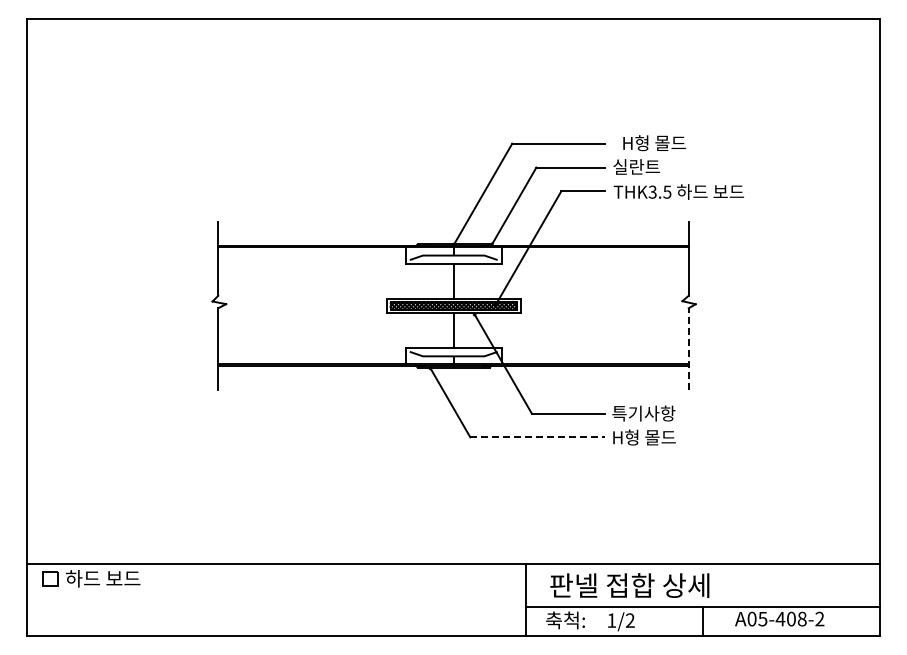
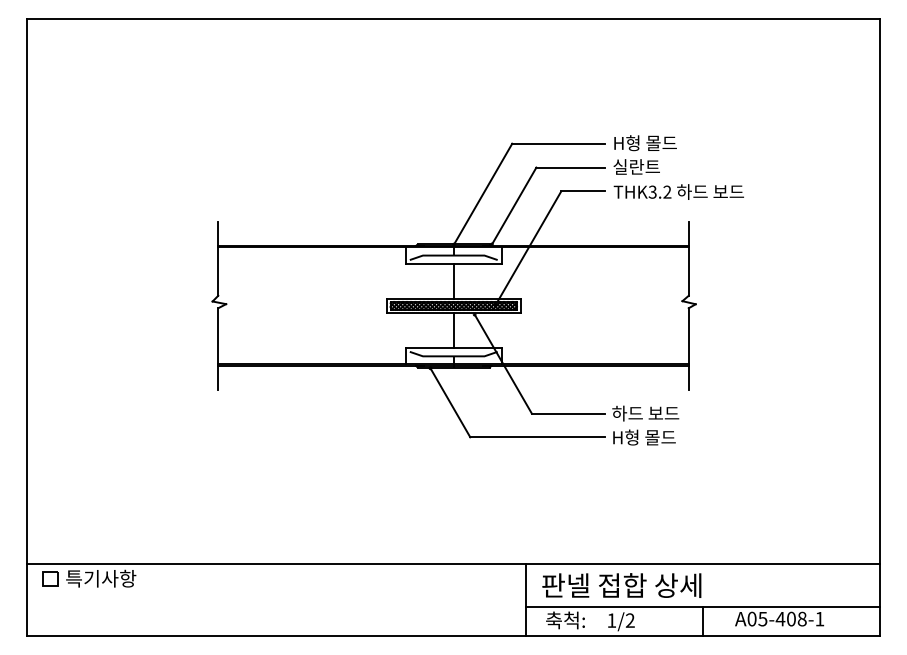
text position: (654, 143) -> (645, 143) (645, 143)
text: THK3.5 -> THK3.2 (667, 191)
line: dashed -> solid (688, 348)
text: 특기사항 -> 하드 보드 (645, 413)
line: dashed -> solid (537, 437)
text: 하드 보드 -> 특기사항 (103, 578)
text position: (629, 585) -> (621, 585) (621, 585)
text: A05-408-2 -> A05-408-1 (819, 618)
